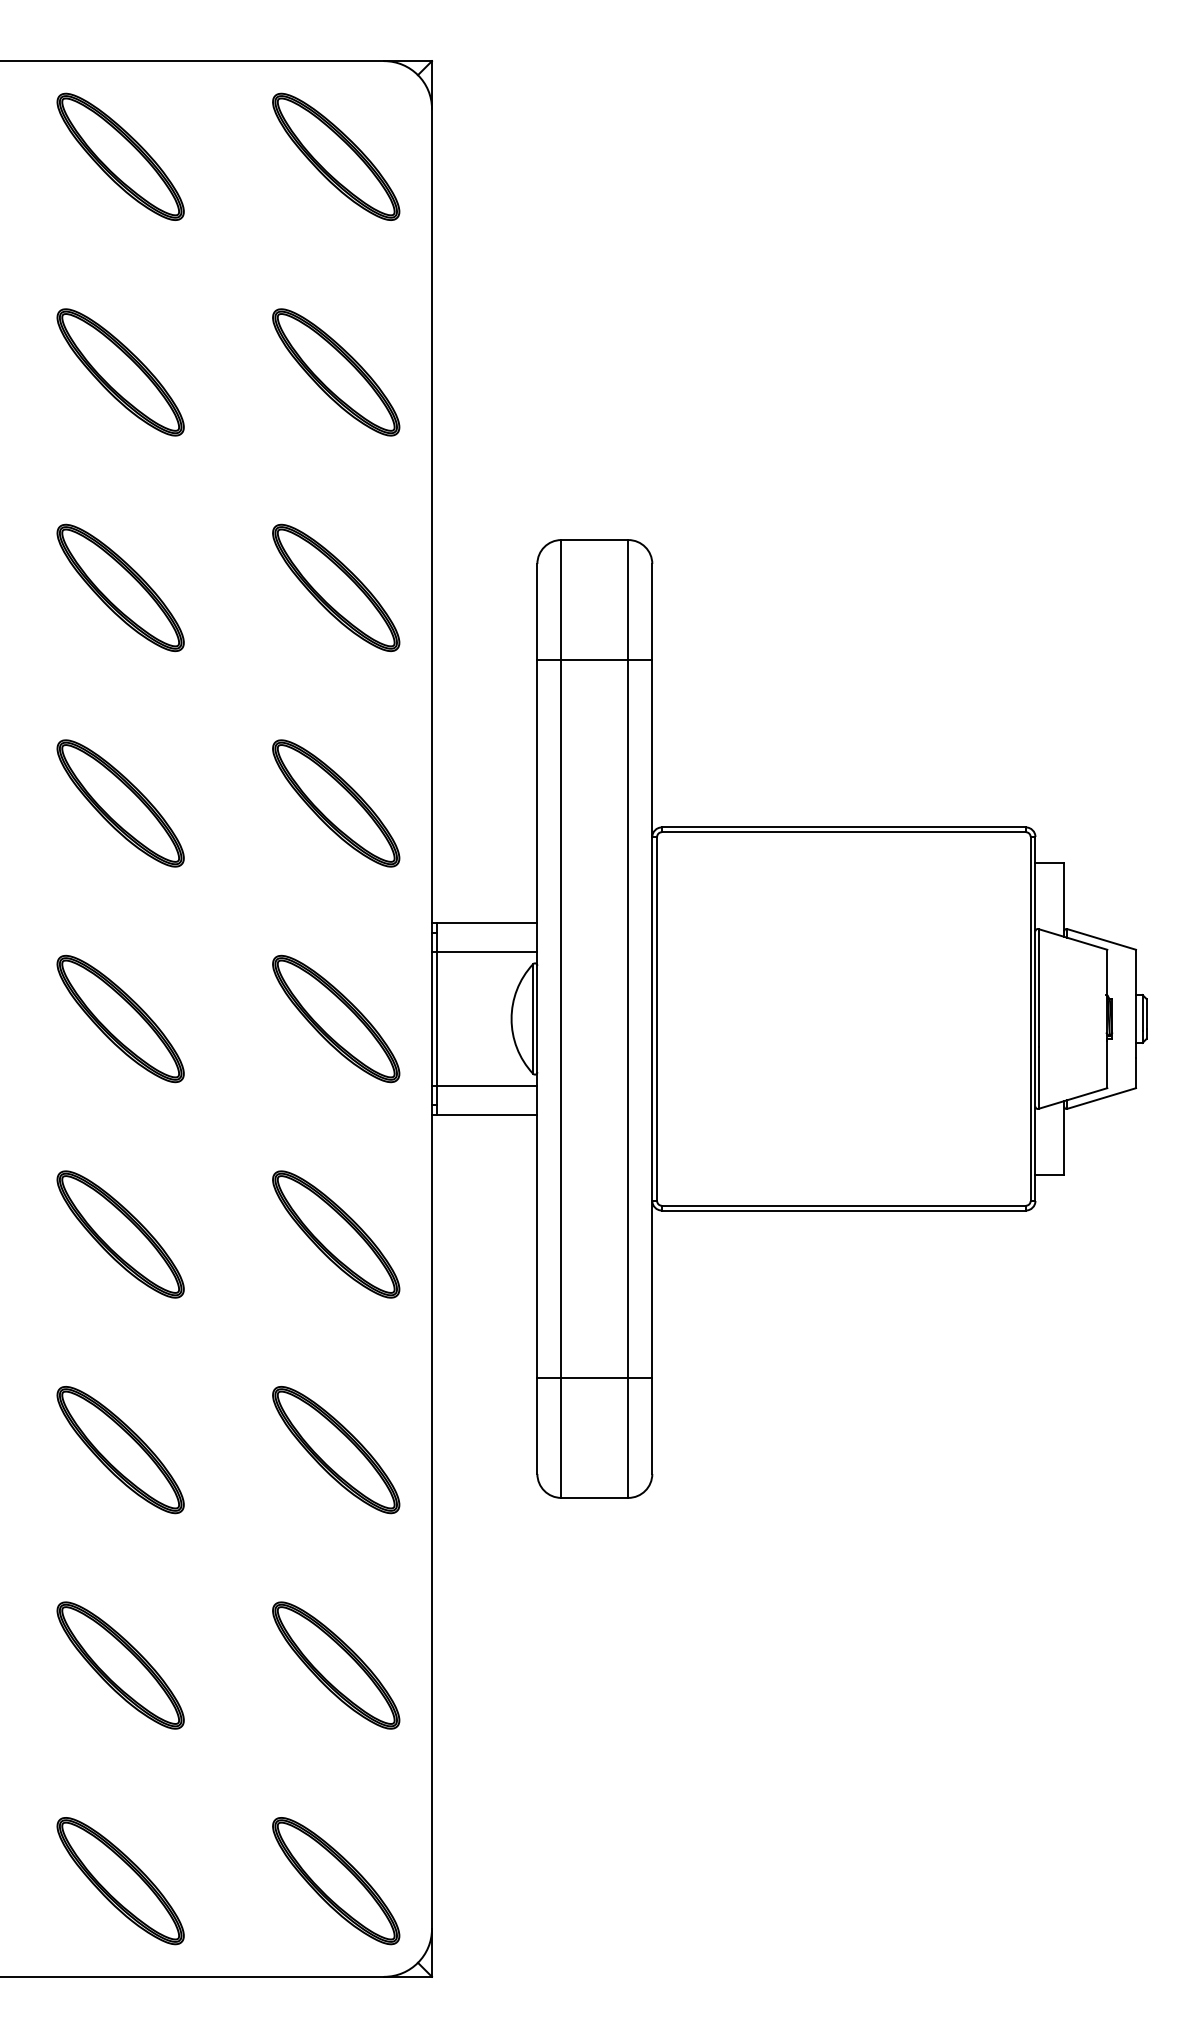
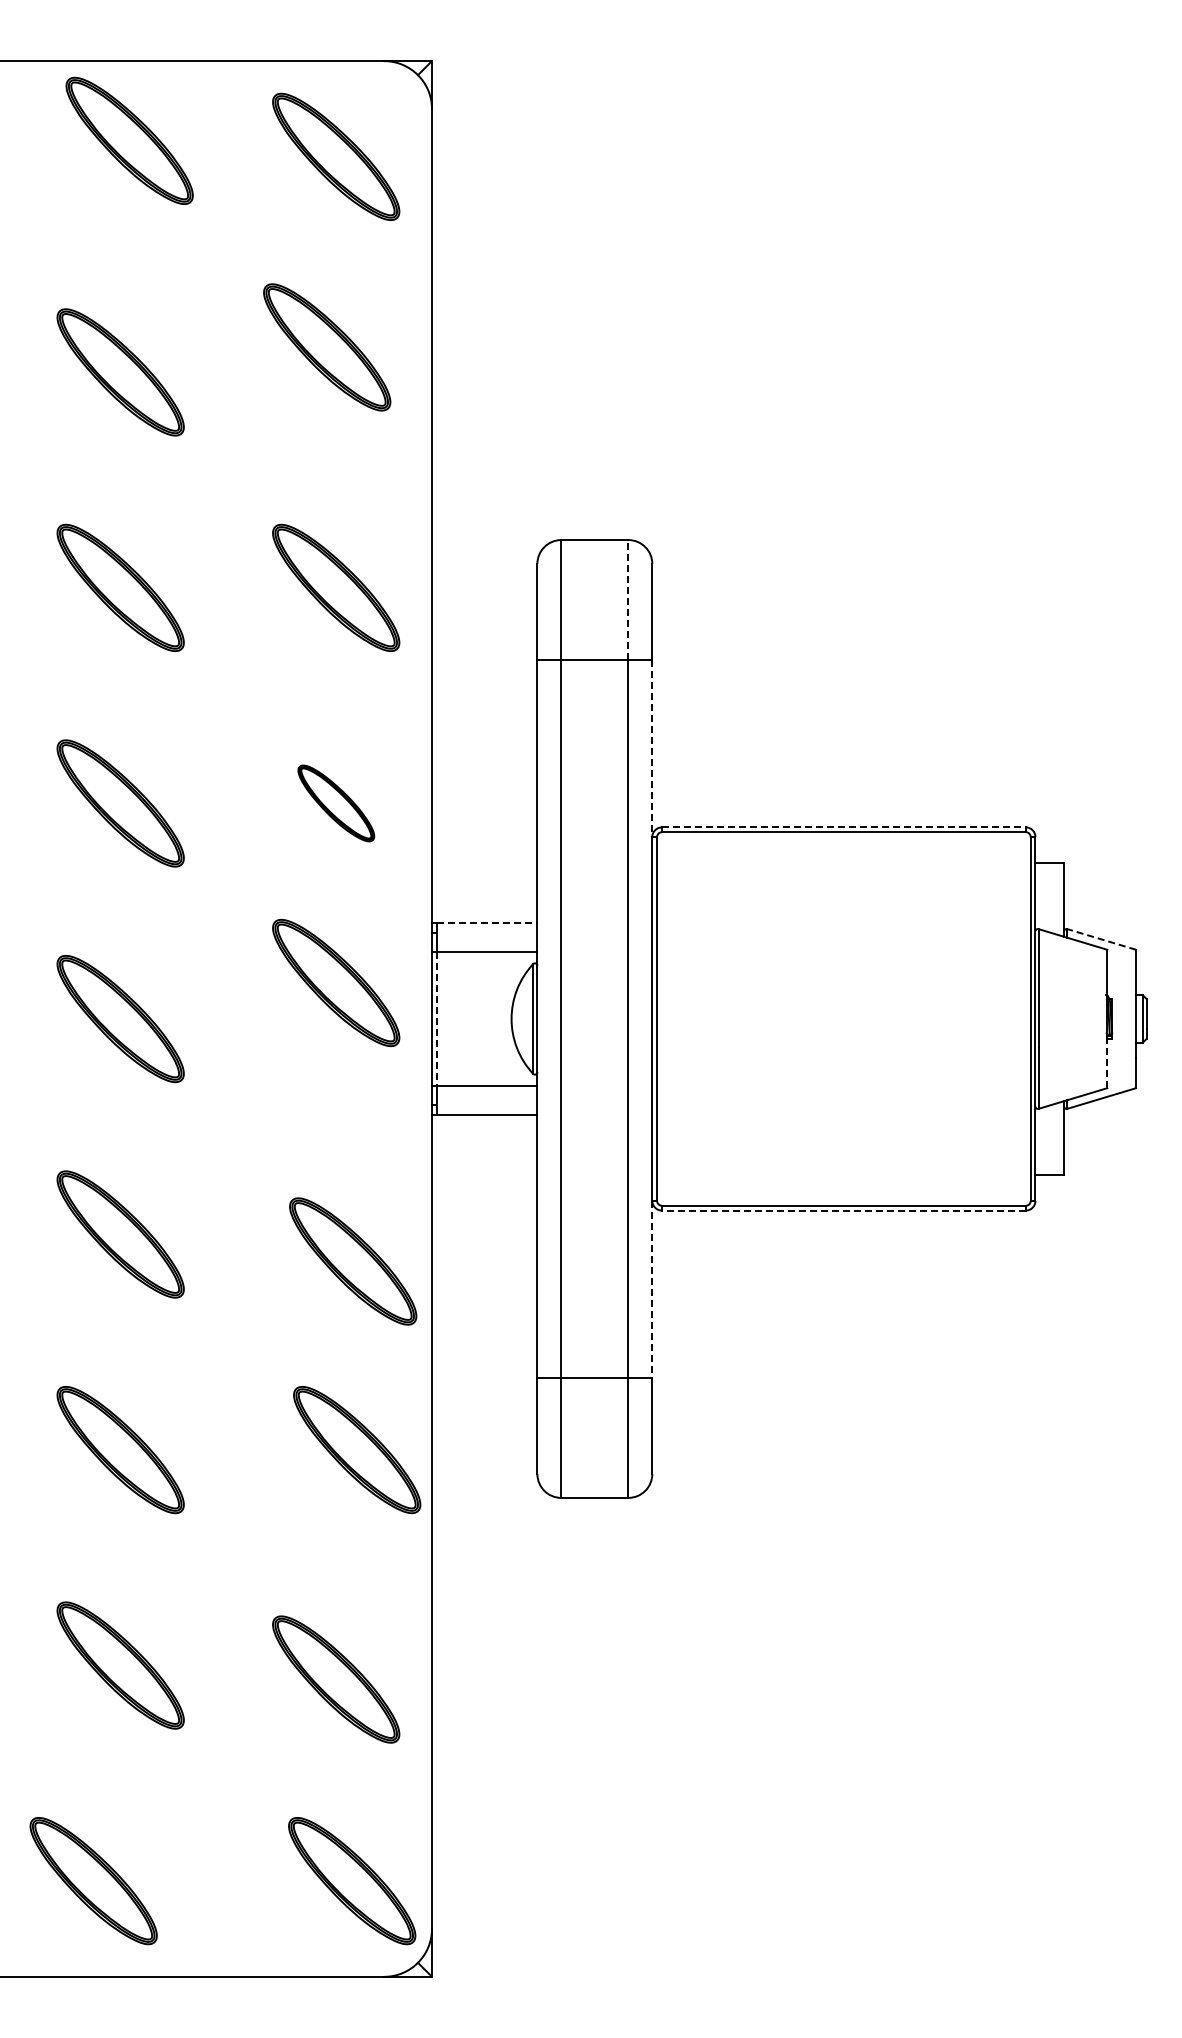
part position: (120, 156) -> (129, 140) (129, 140)
part position: (336, 372) -> (327, 347) (327, 347)
line: solid -> dashed (628, 599)
line: solid -> dashed (652, 748)
part size: 129x129 px -> 79x79 px (336, 803)
line: solid -> dashed (843, 827)
line: solid -> dashed (487, 923)
line: solid -> dashed (1101, 939)
part position: (336, 1018) -> (336, 982) (336, 982)
line: solid -> dashed (436, 1019)
line: solid -> dashed (1107, 1064)
line: solid -> dashed (843, 1210)
part position: (336, 1234) -> (353, 1261) (353, 1261)
line: solid -> dashed (652, 1289)
part position: (336, 1450) -> (357, 1450) (357, 1450)
part position: (336, 1665) -> (336, 1679) (336, 1679)
part position: (120, 1881) -> (93, 1881) (93, 1881)
part position: (336, 1881) -> (352, 1881) (352, 1881)
